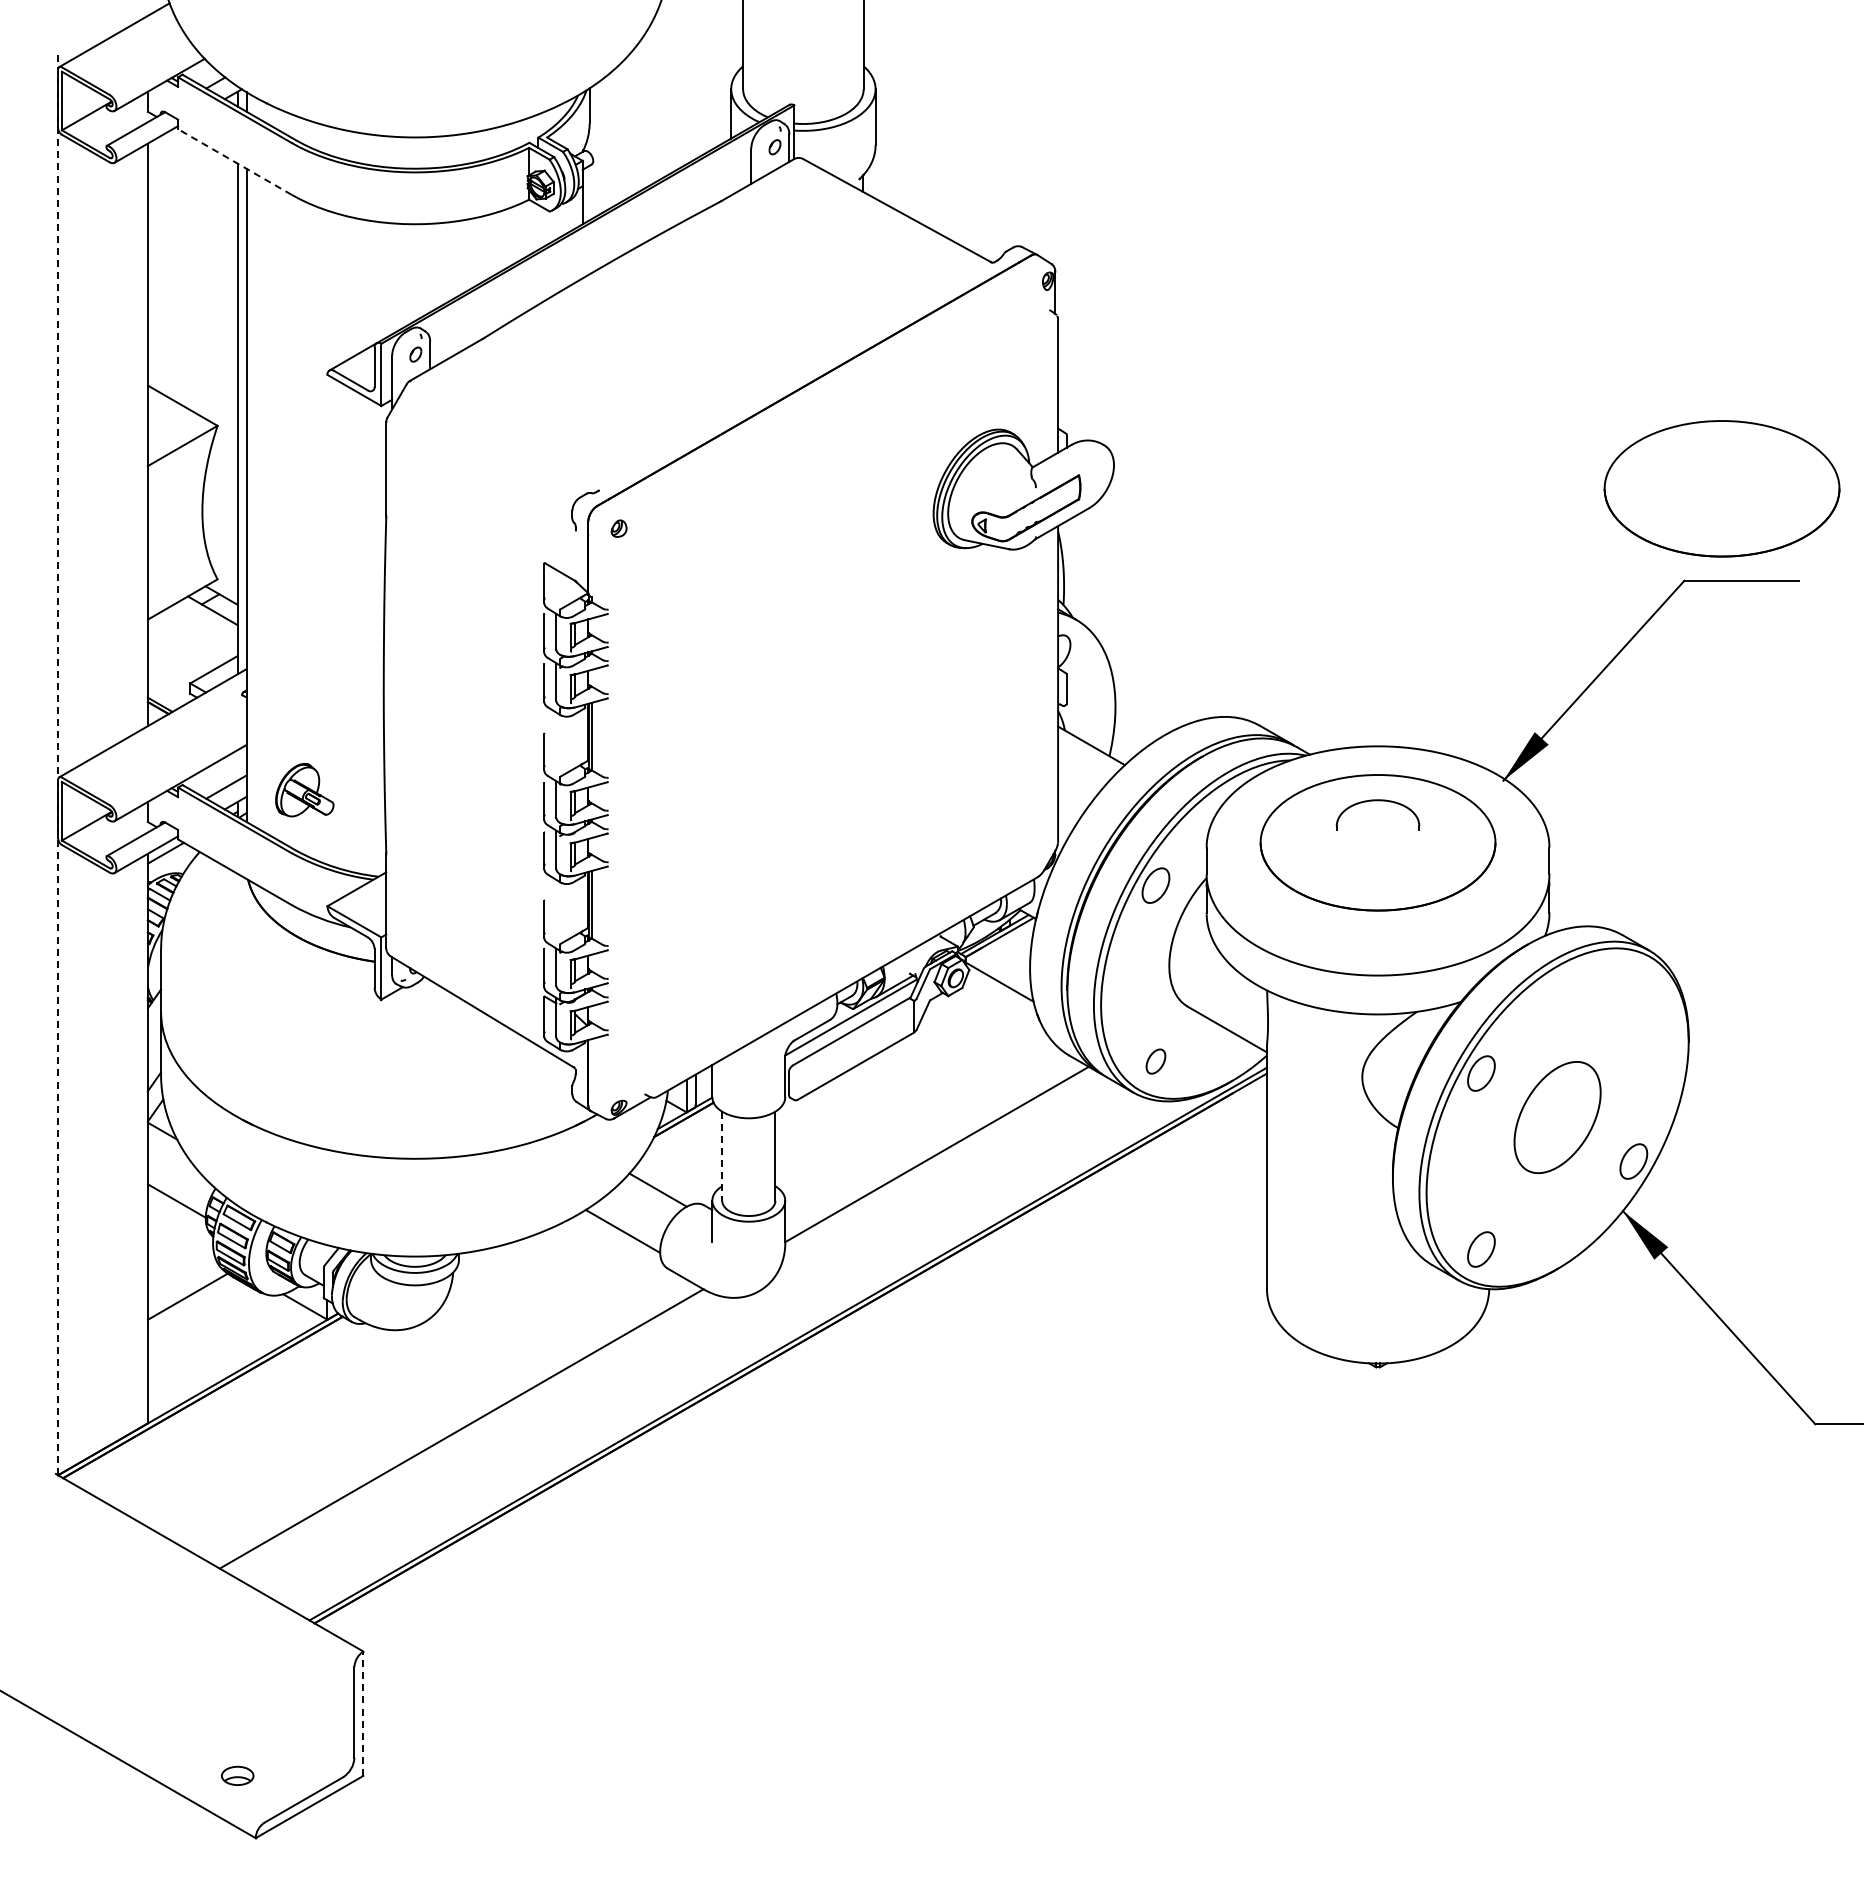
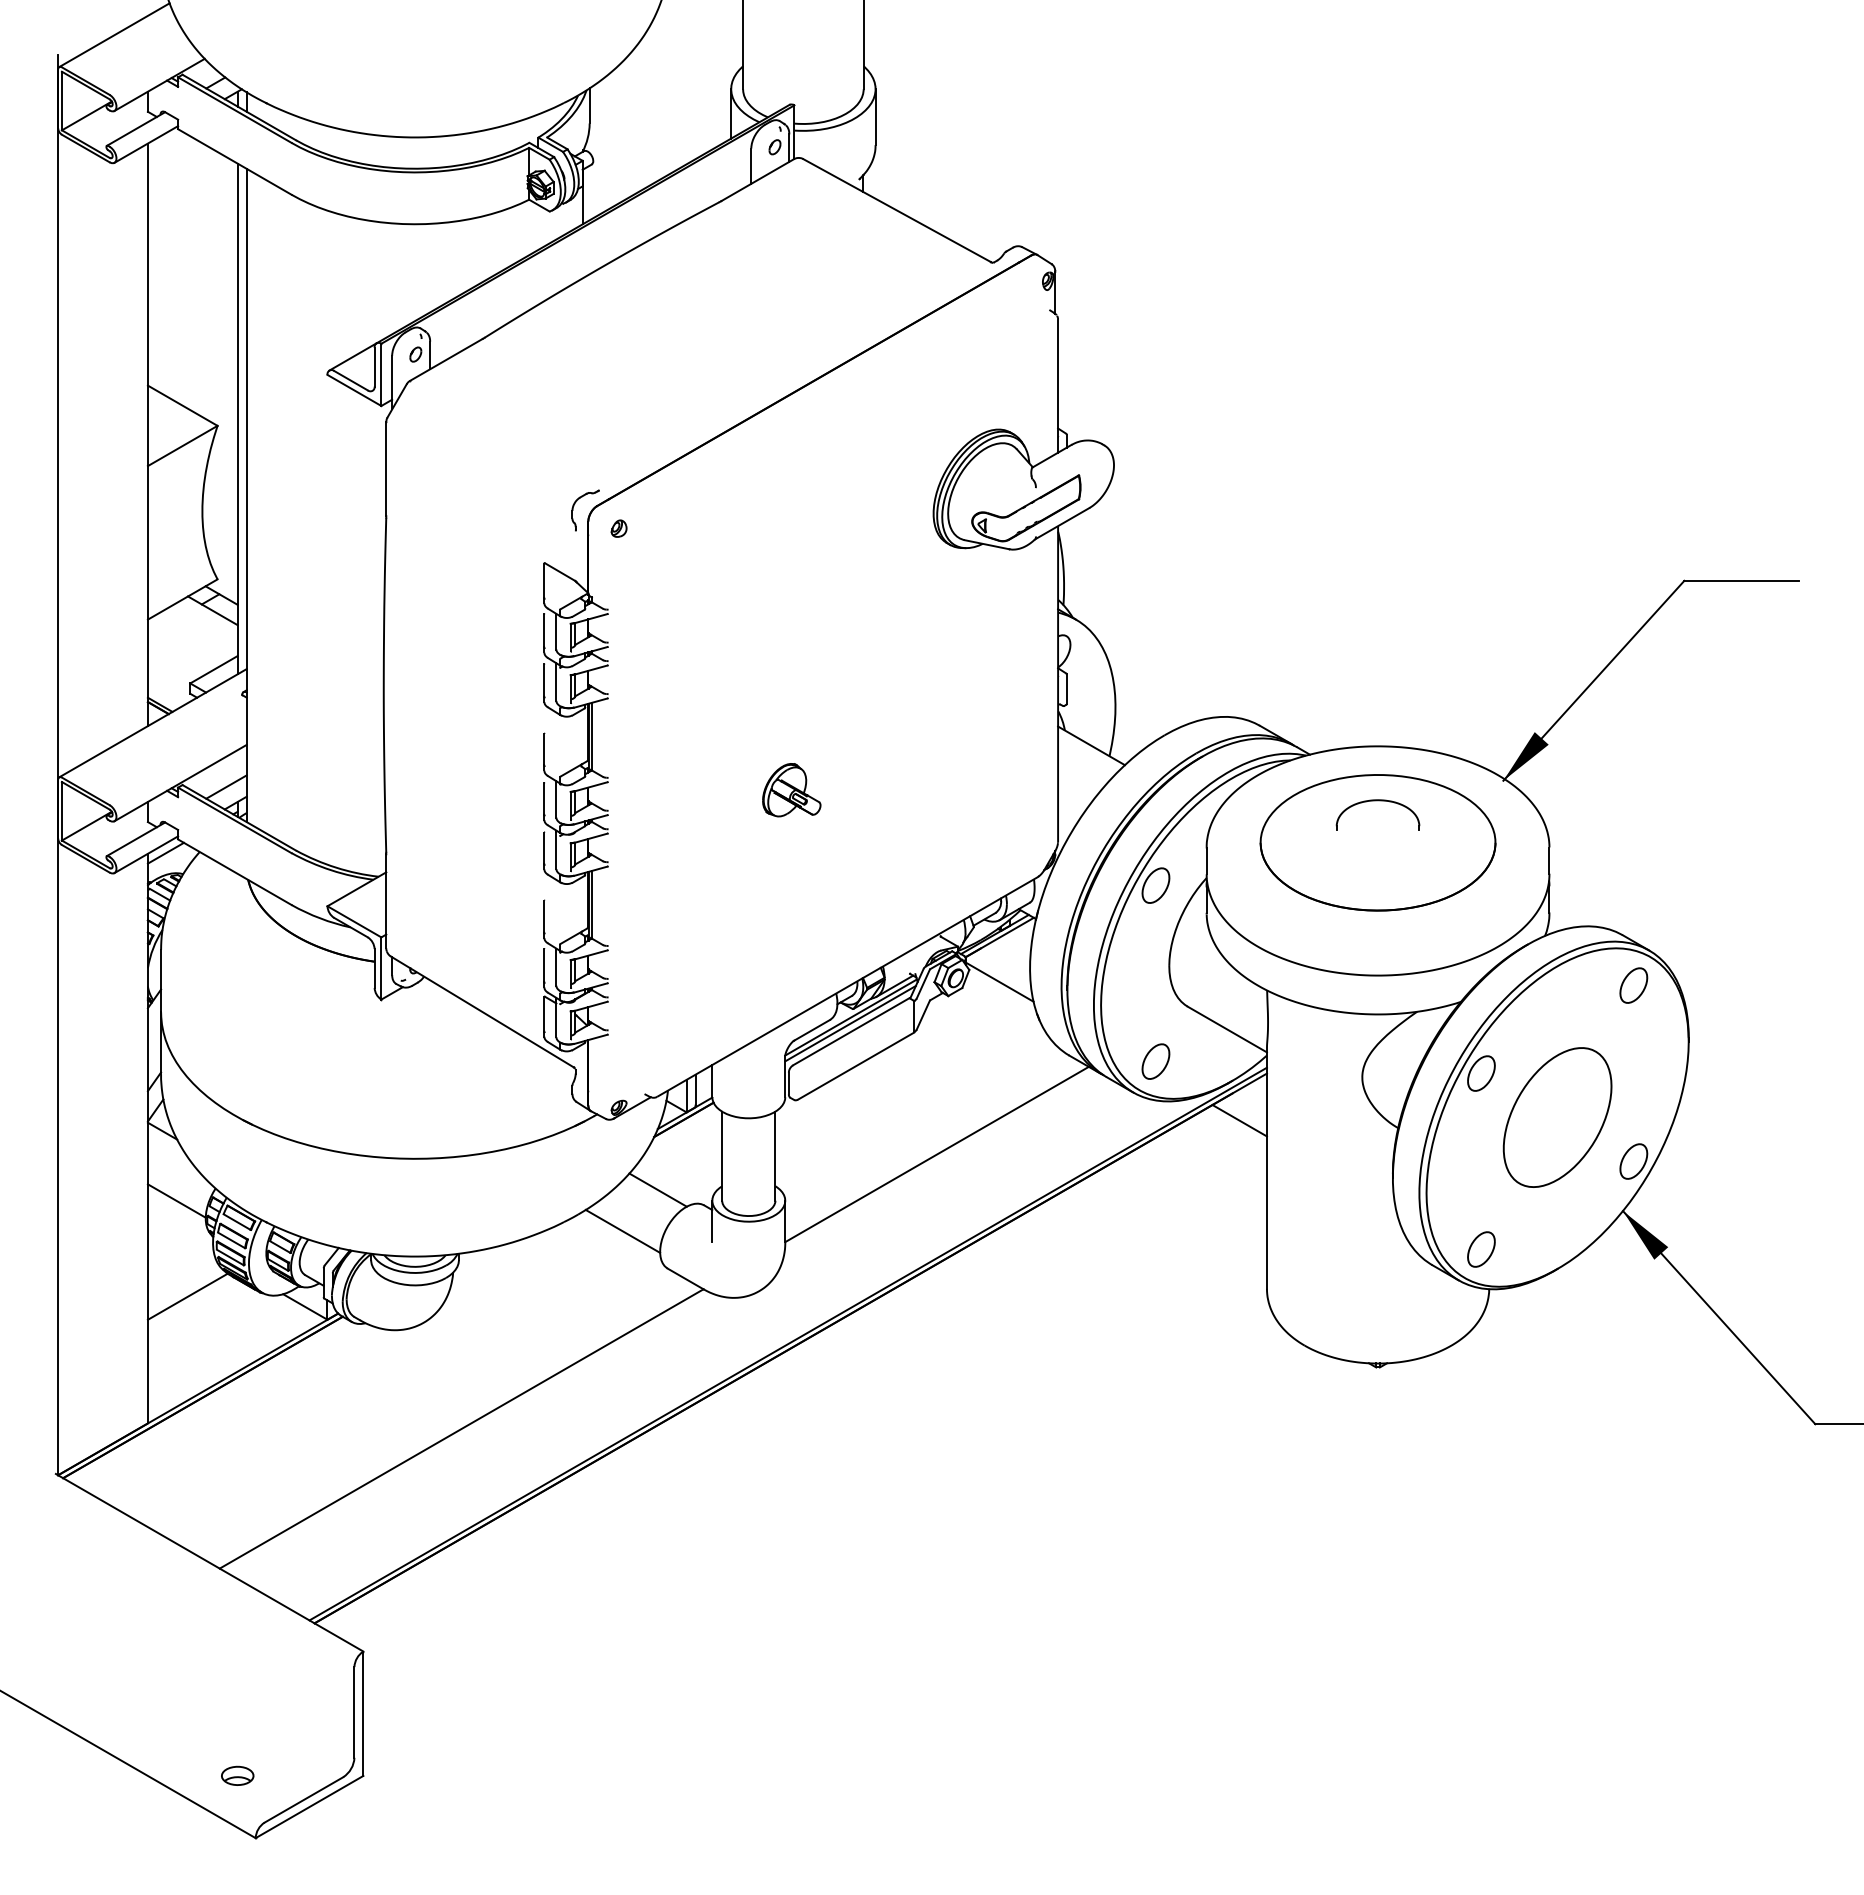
line: dashed -> solid (234, 161)
part: present -> none (1721, 488)
line: dashed -> solid (58, 765)
part position: (304, 790) -> (791, 790) (791, 790)
part: none -> present (1633, 985)
line: none -> present (850, 1023)
part size: 22x27 px -> 30x37 px (1155, 1061)
part size: 89x114 px -> 111x141 px (1557, 1117)
line: none -> present (1239, 1120)
line: dashed -> solid (722, 1156)
line: dashed -> solid (363, 1713)
